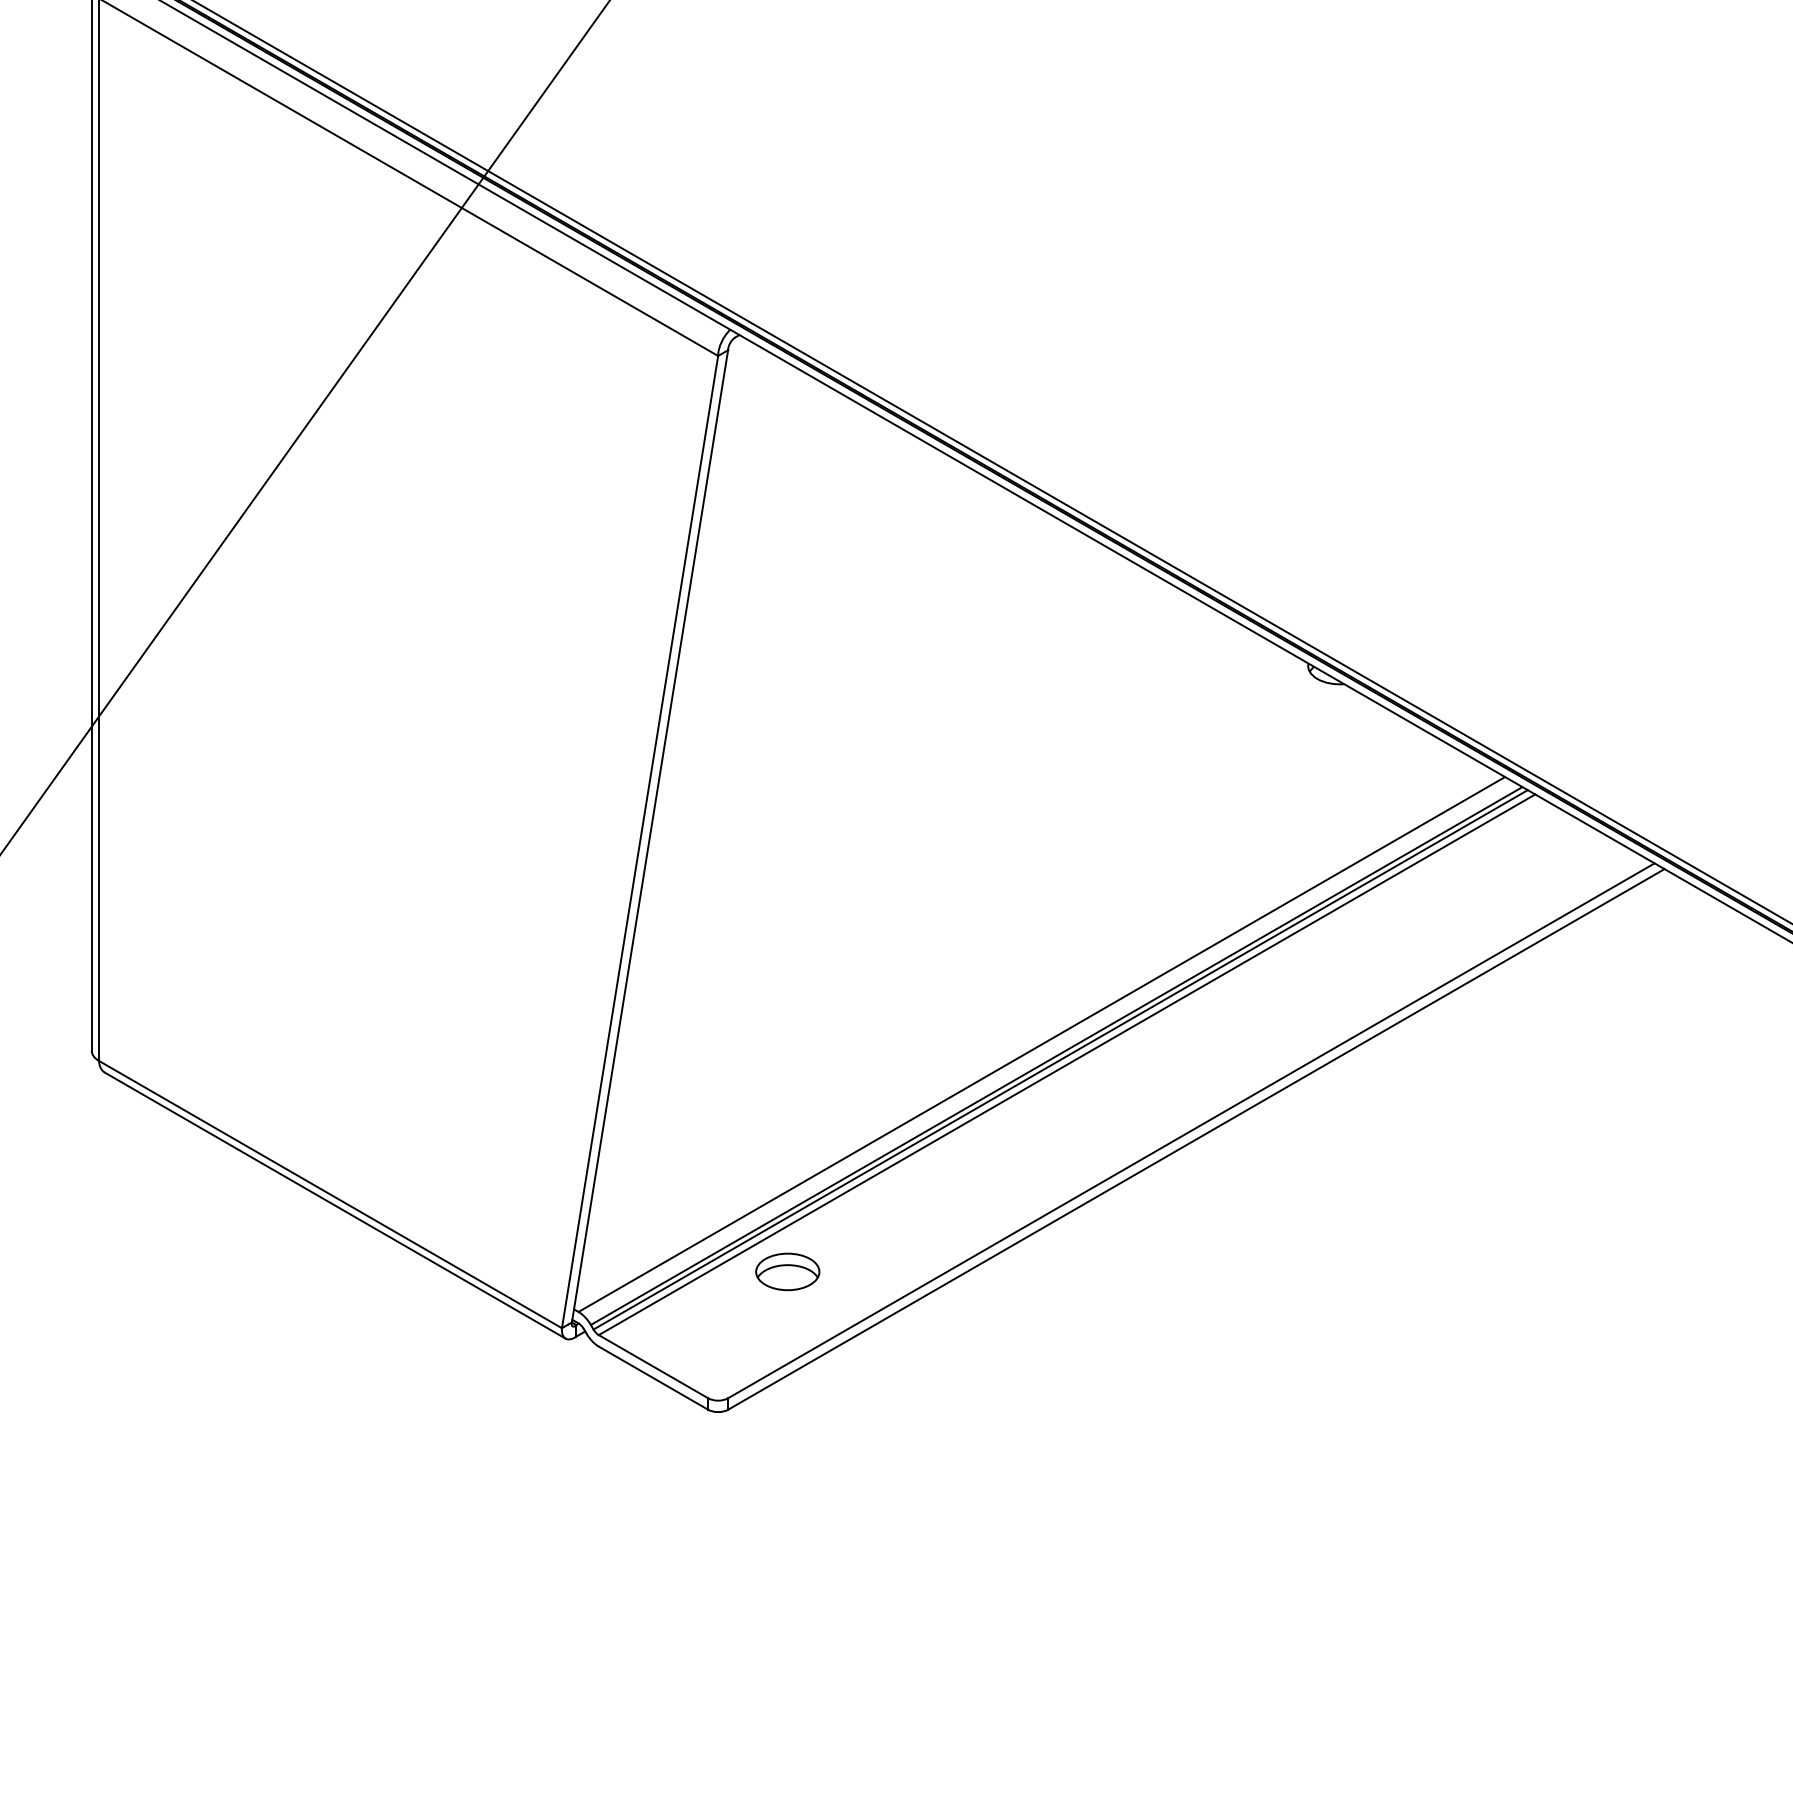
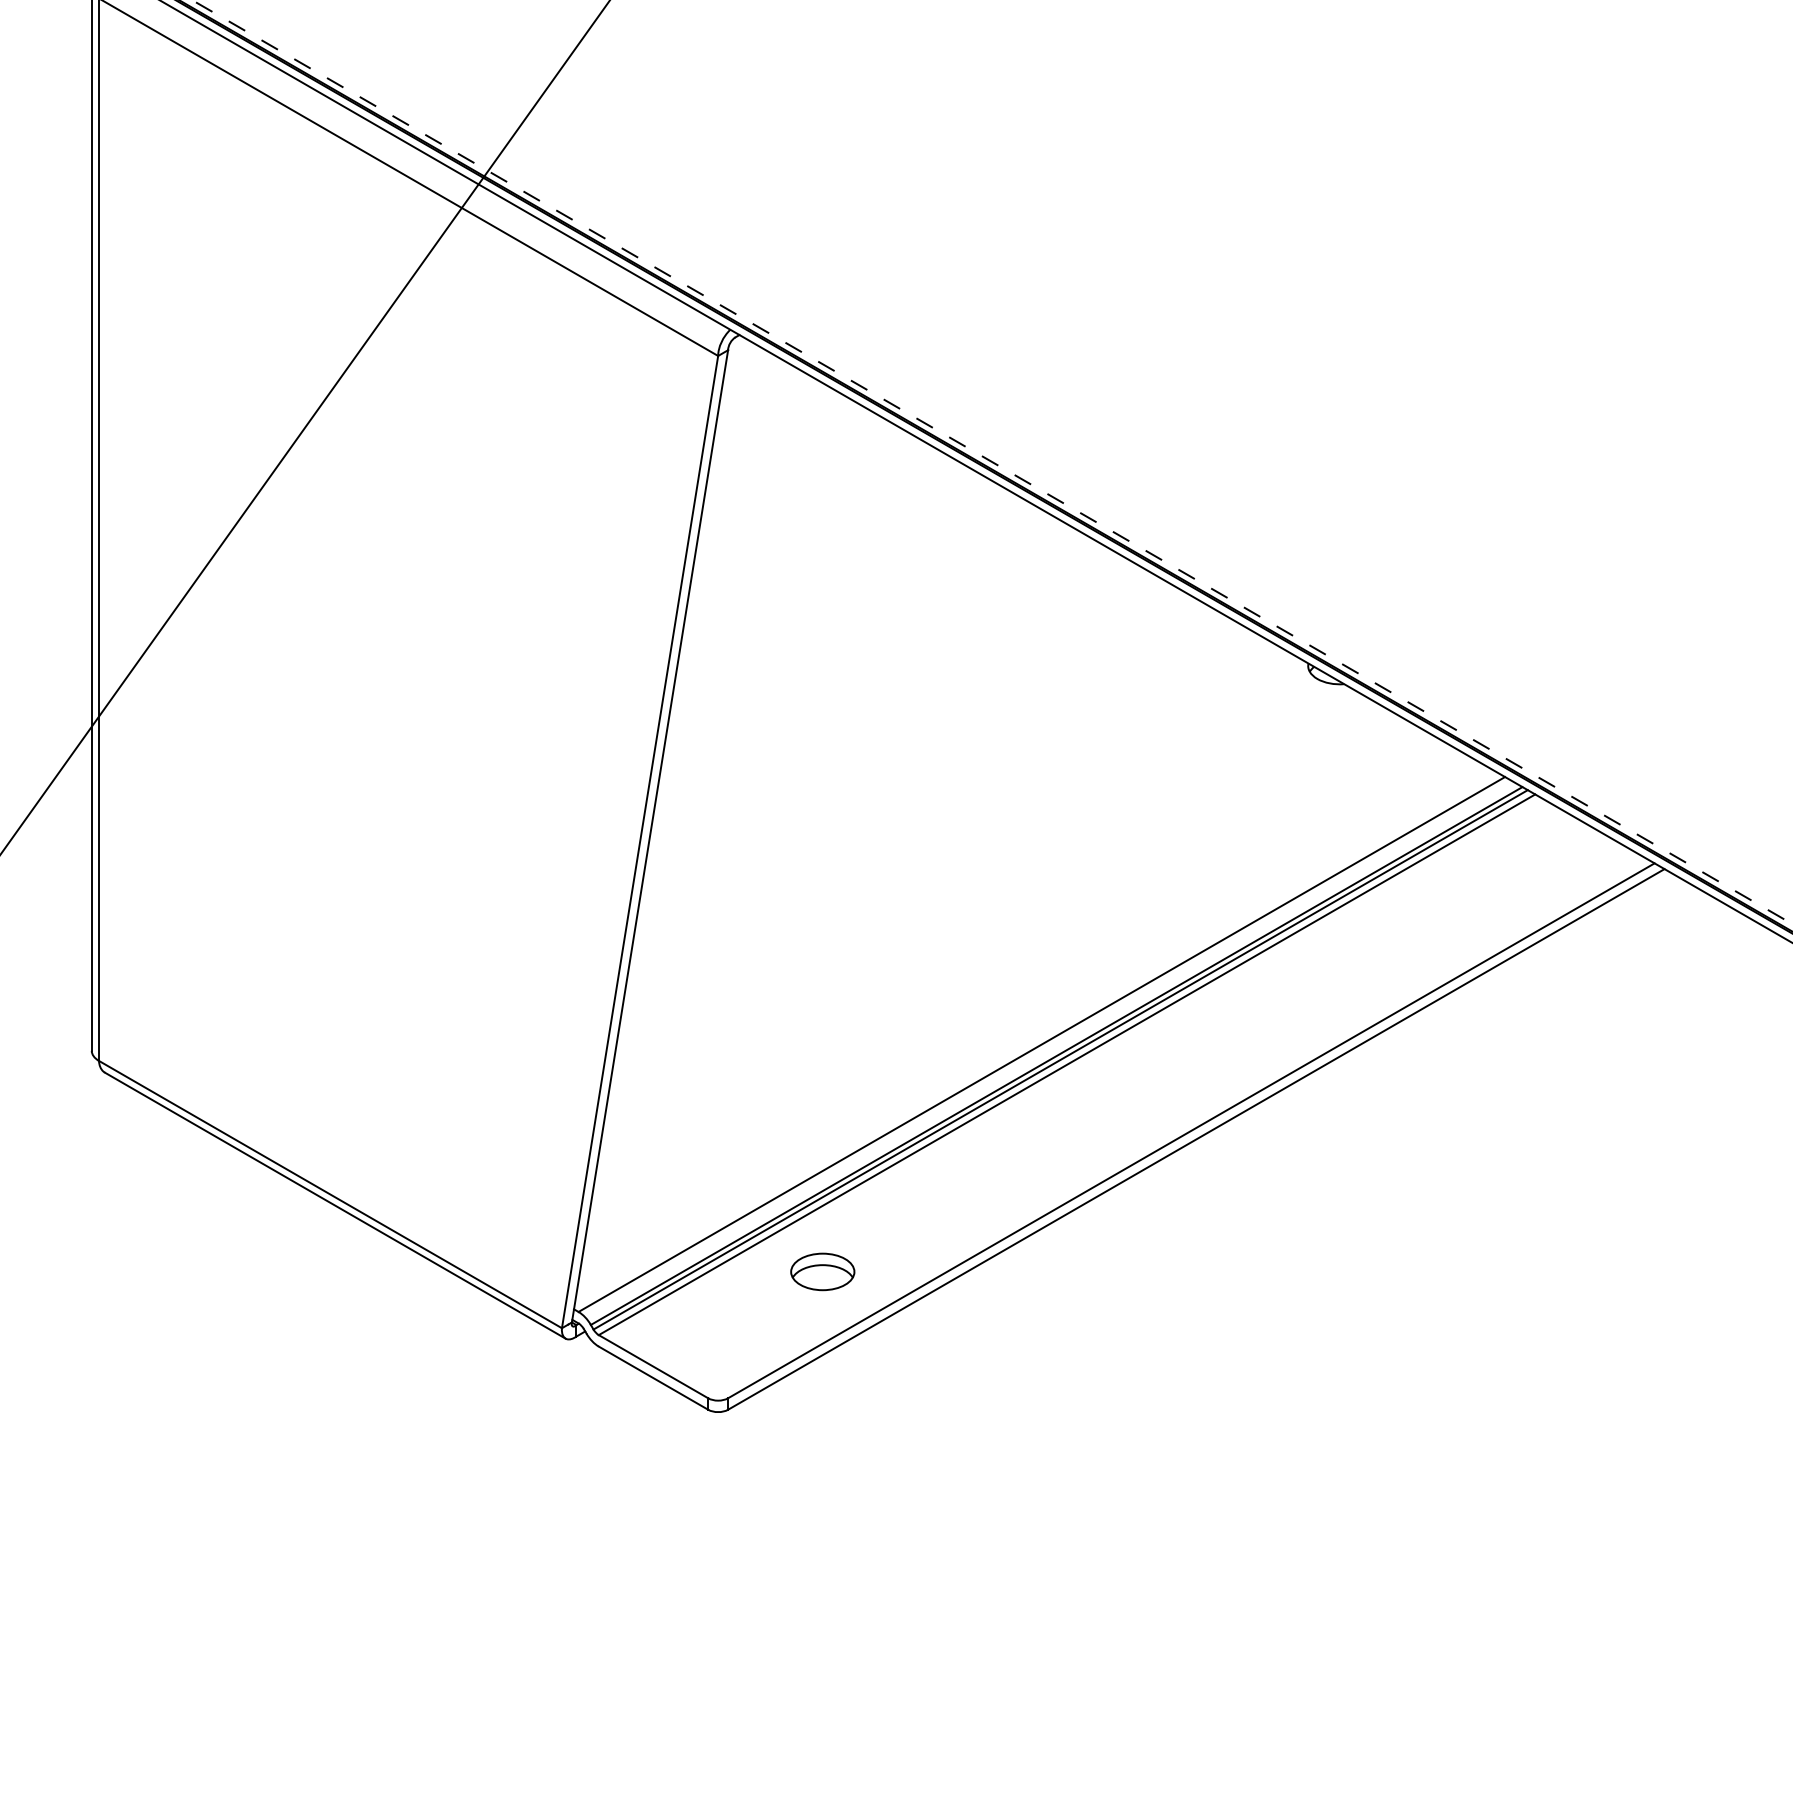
line: solid -> dashed (992, 462)
part position: (787, 1271) -> (822, 1271) (822, 1271)
